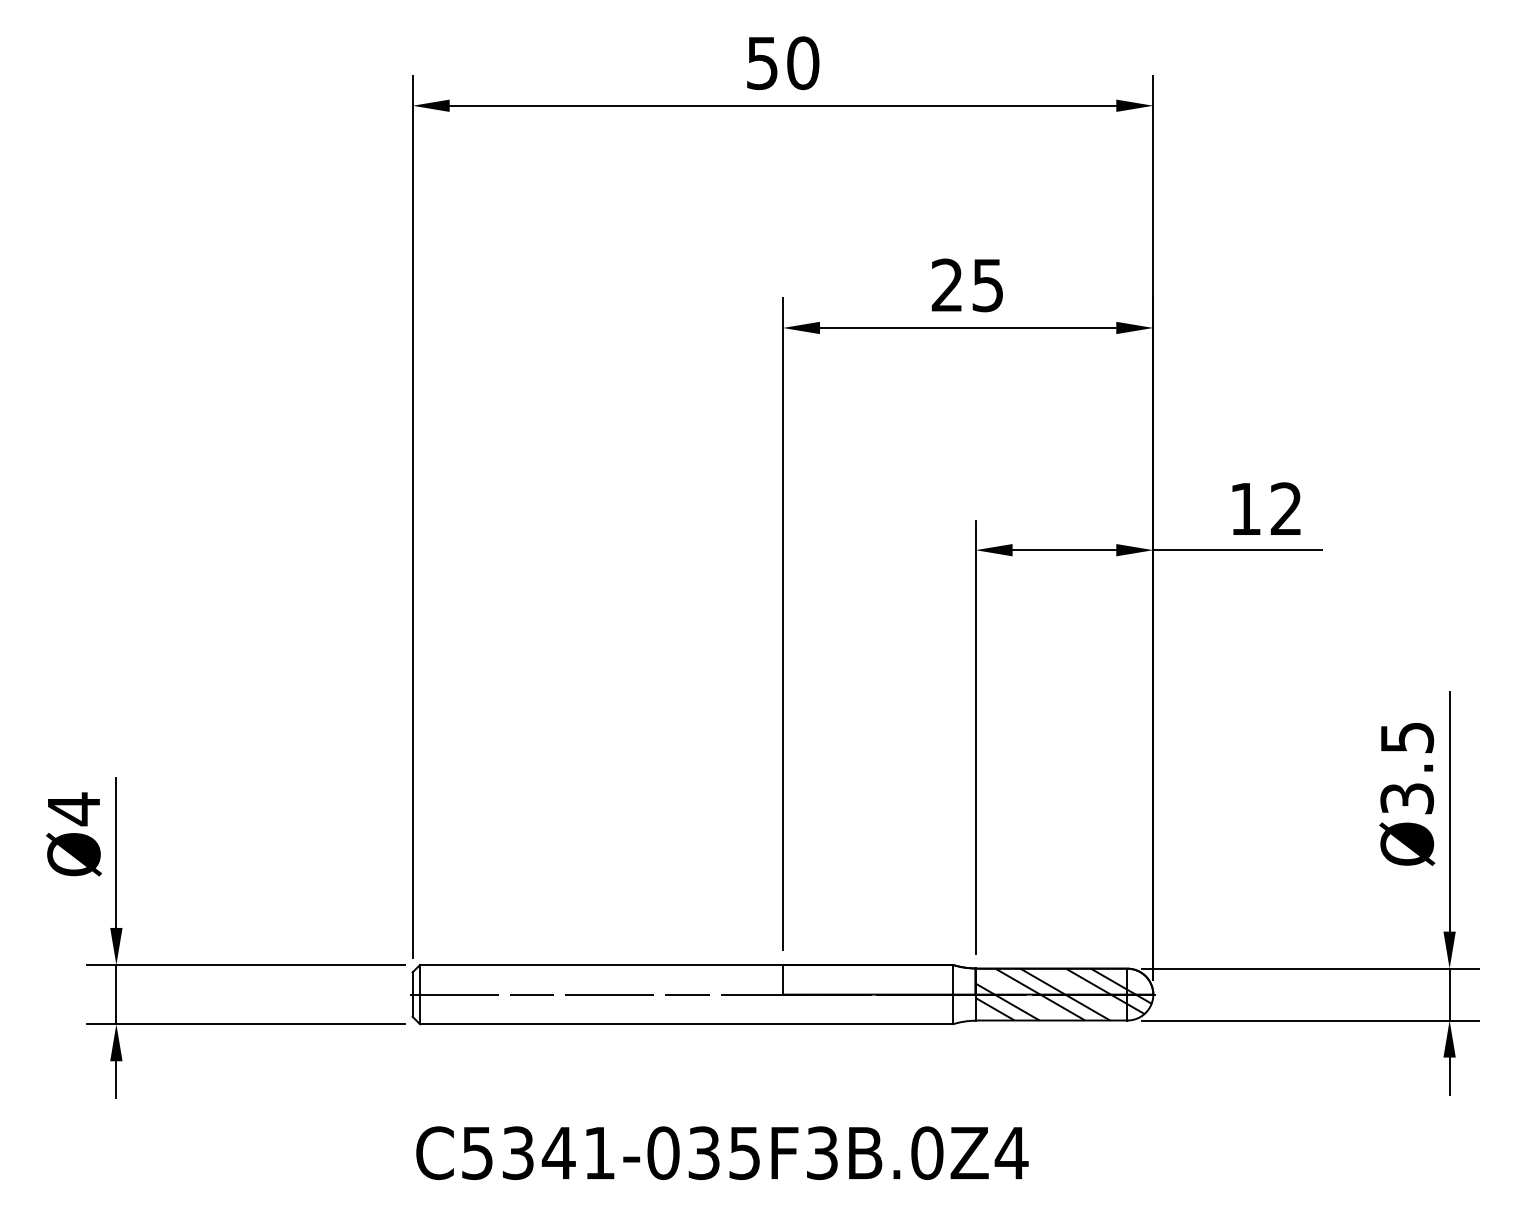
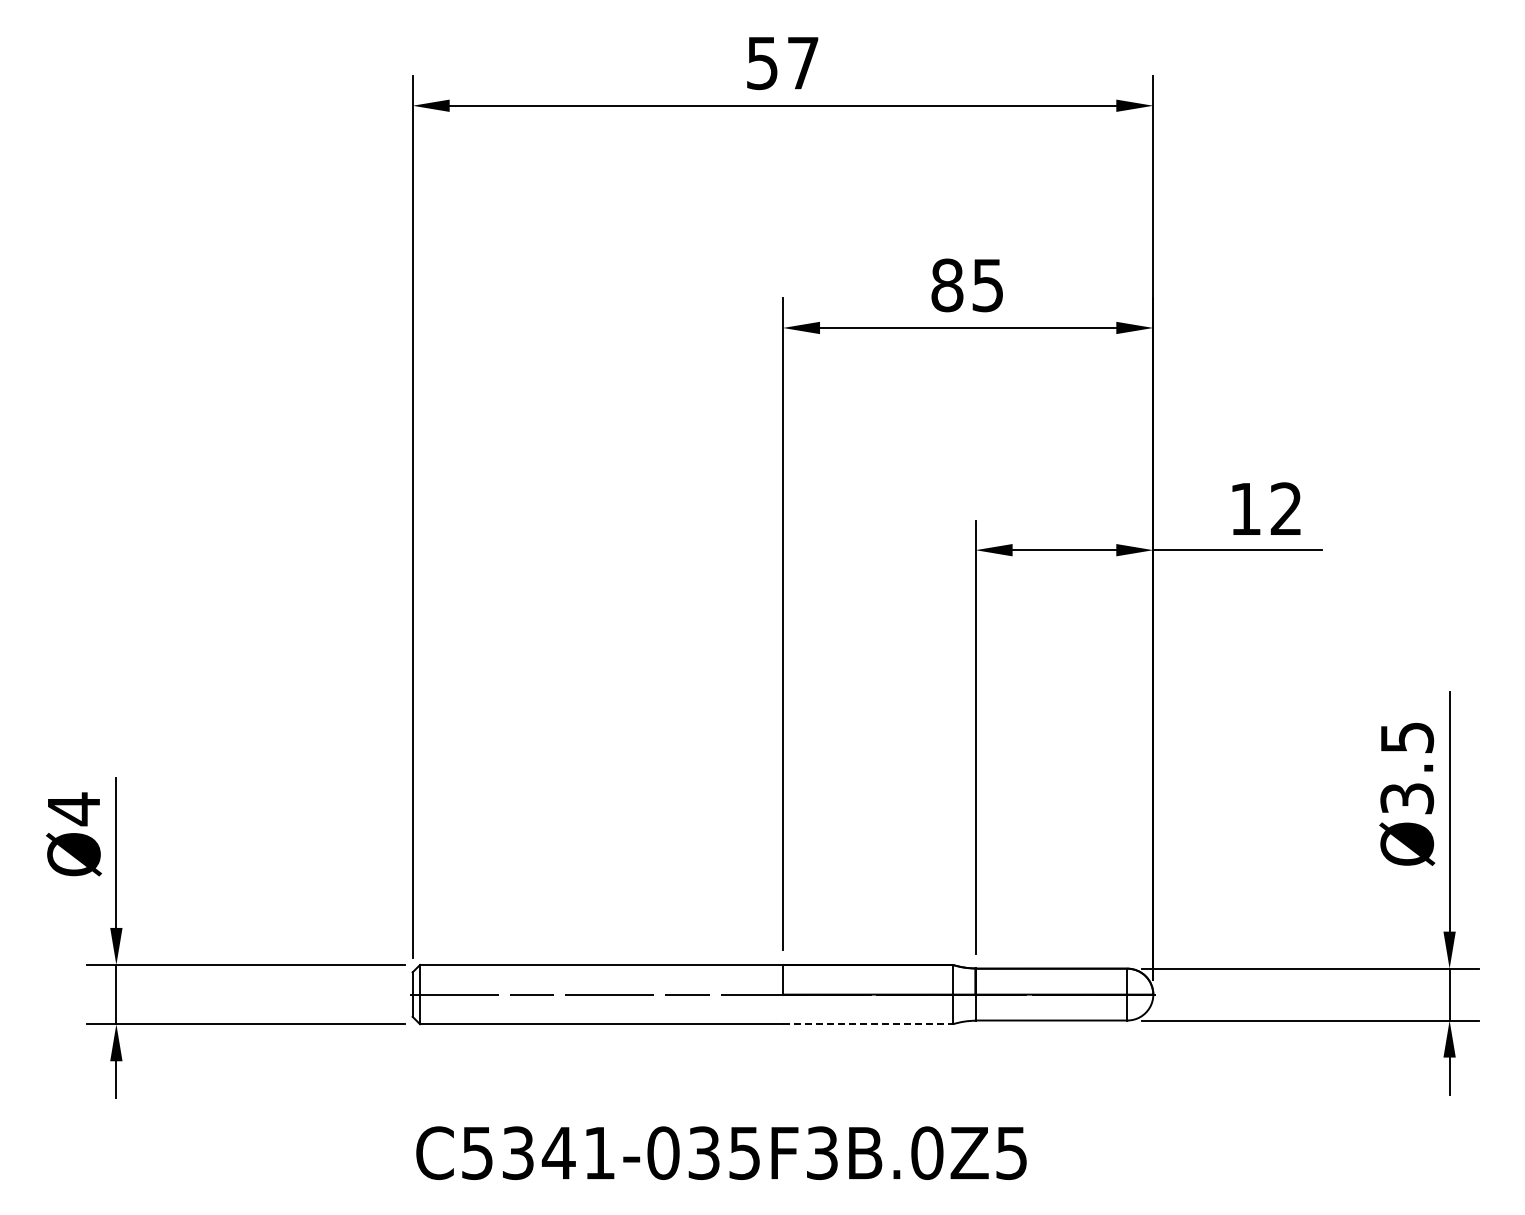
text: 50 -> 57 (803, 63)
text: 25 -> 85 (947, 285)
hatch: present -> none (1063, 994)
line: solid -> dashed (868, 1024)
text: C5341-035F3B.0Z4 -> C5341-035F3B.0Z5 (1011, 1153)
